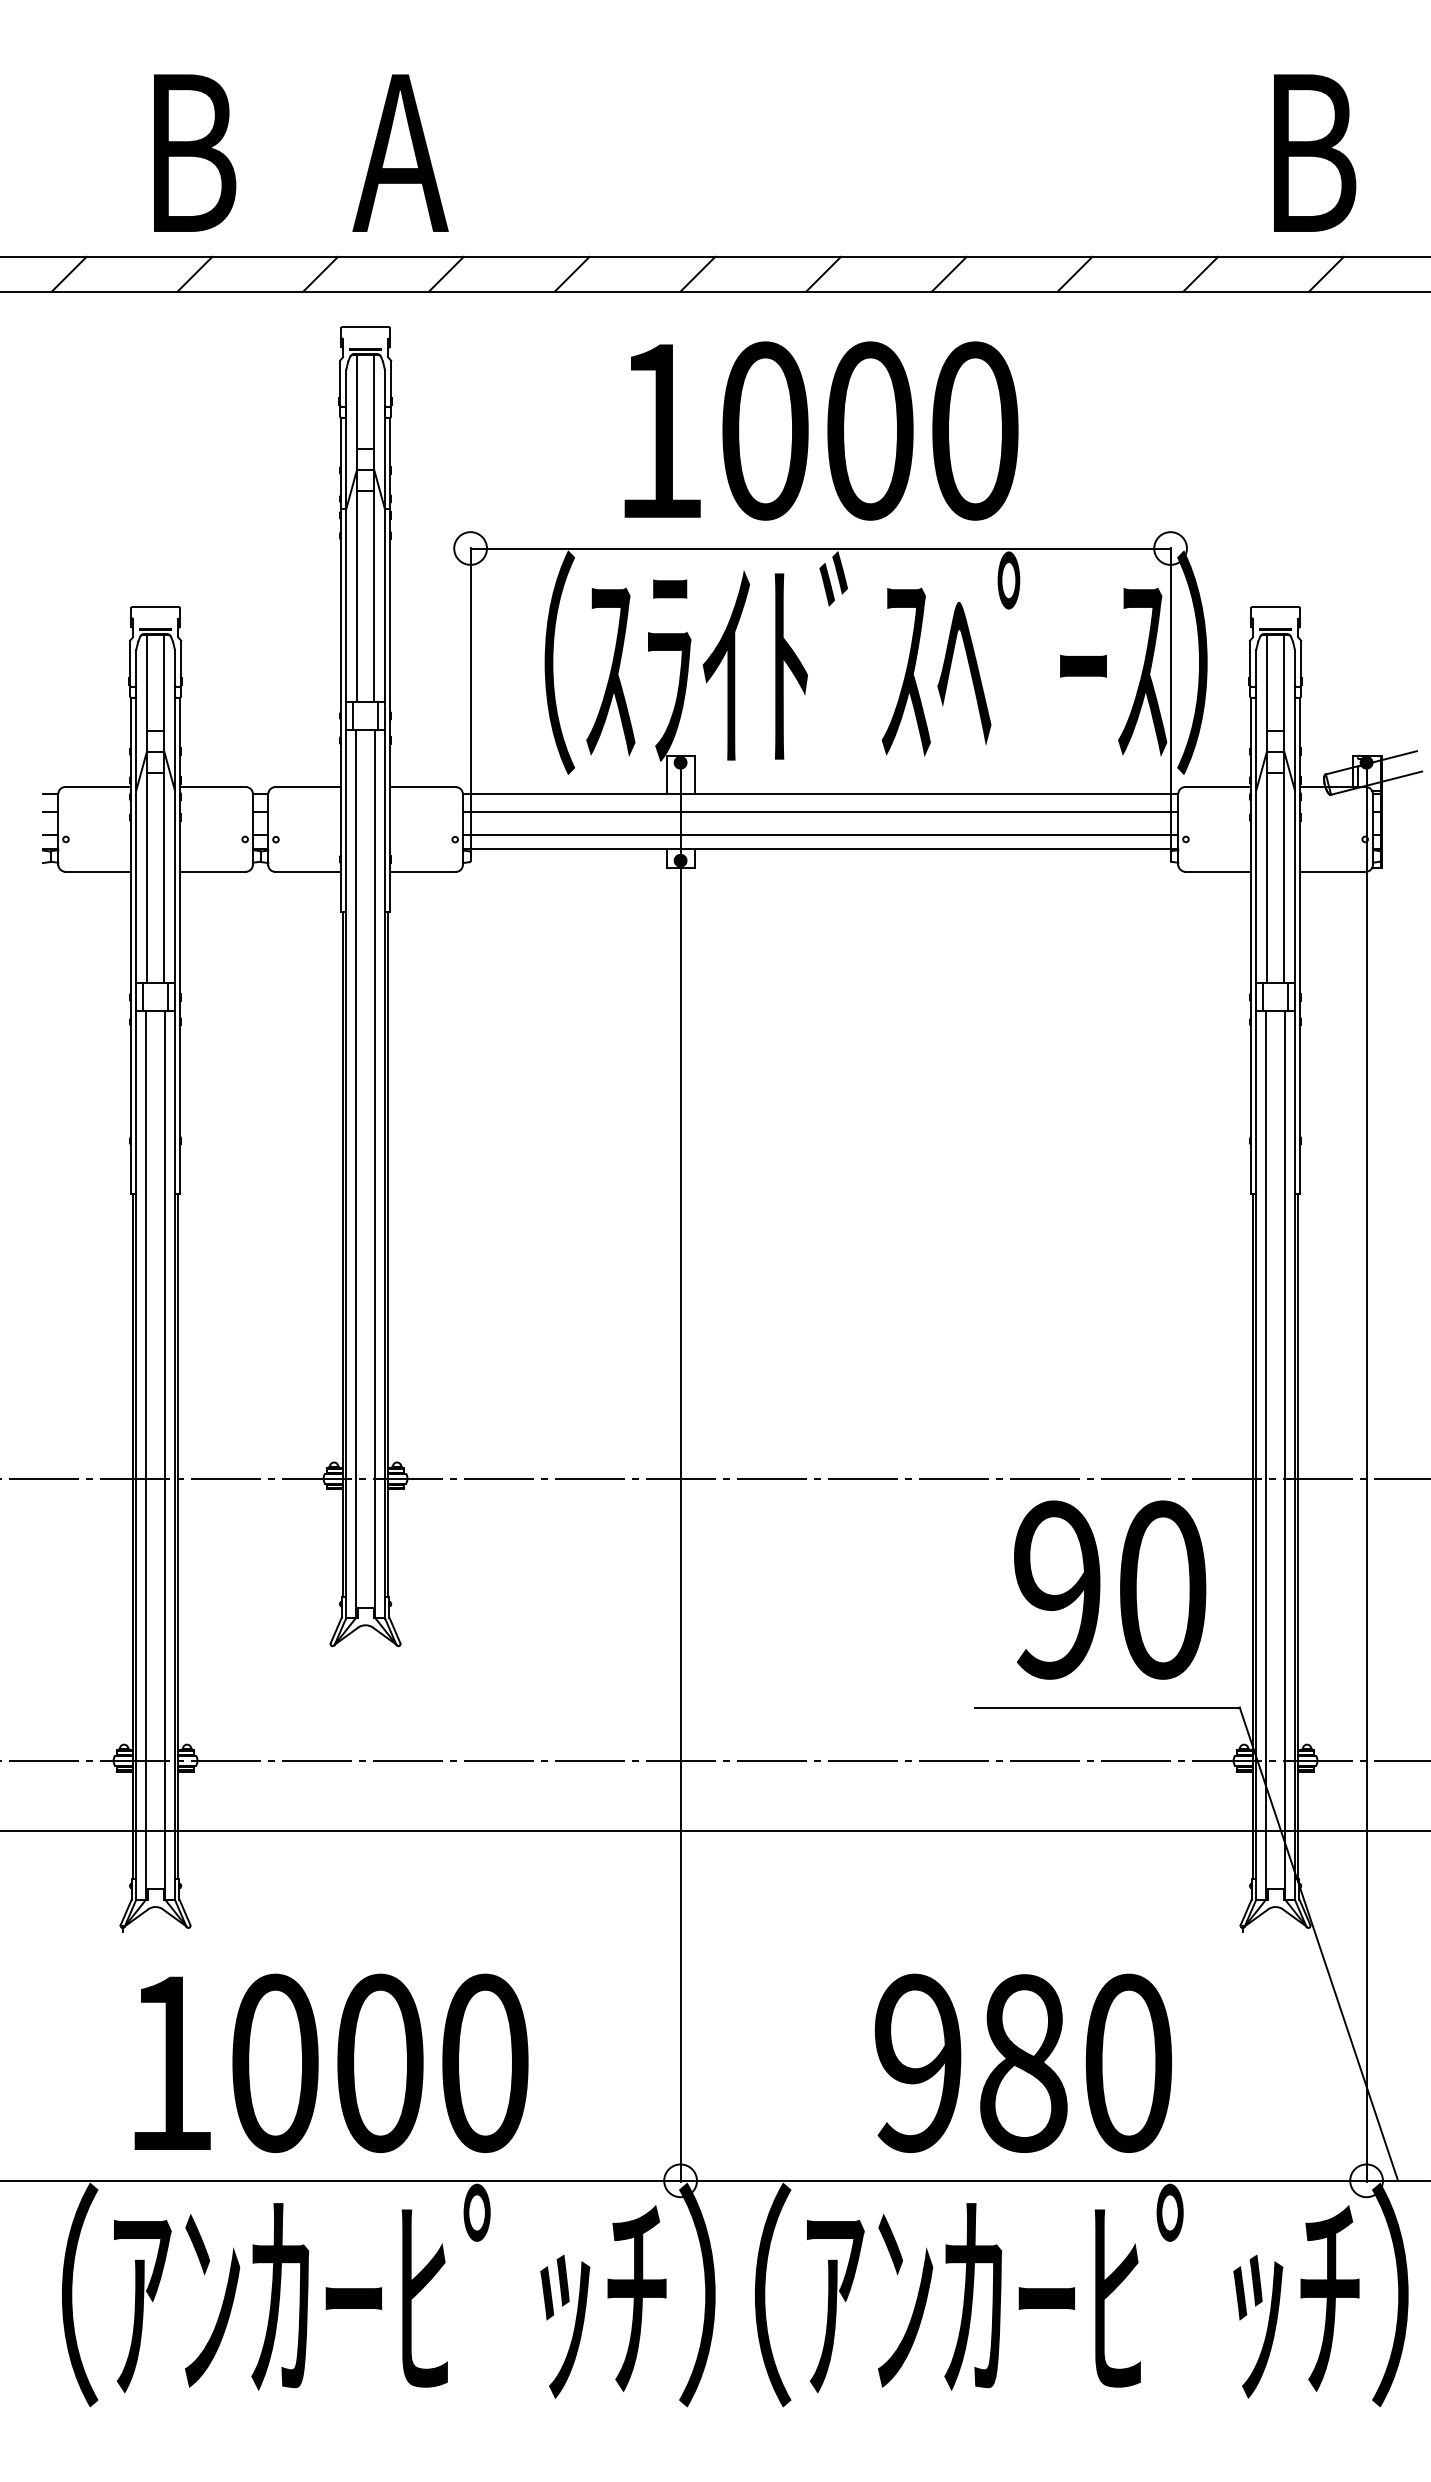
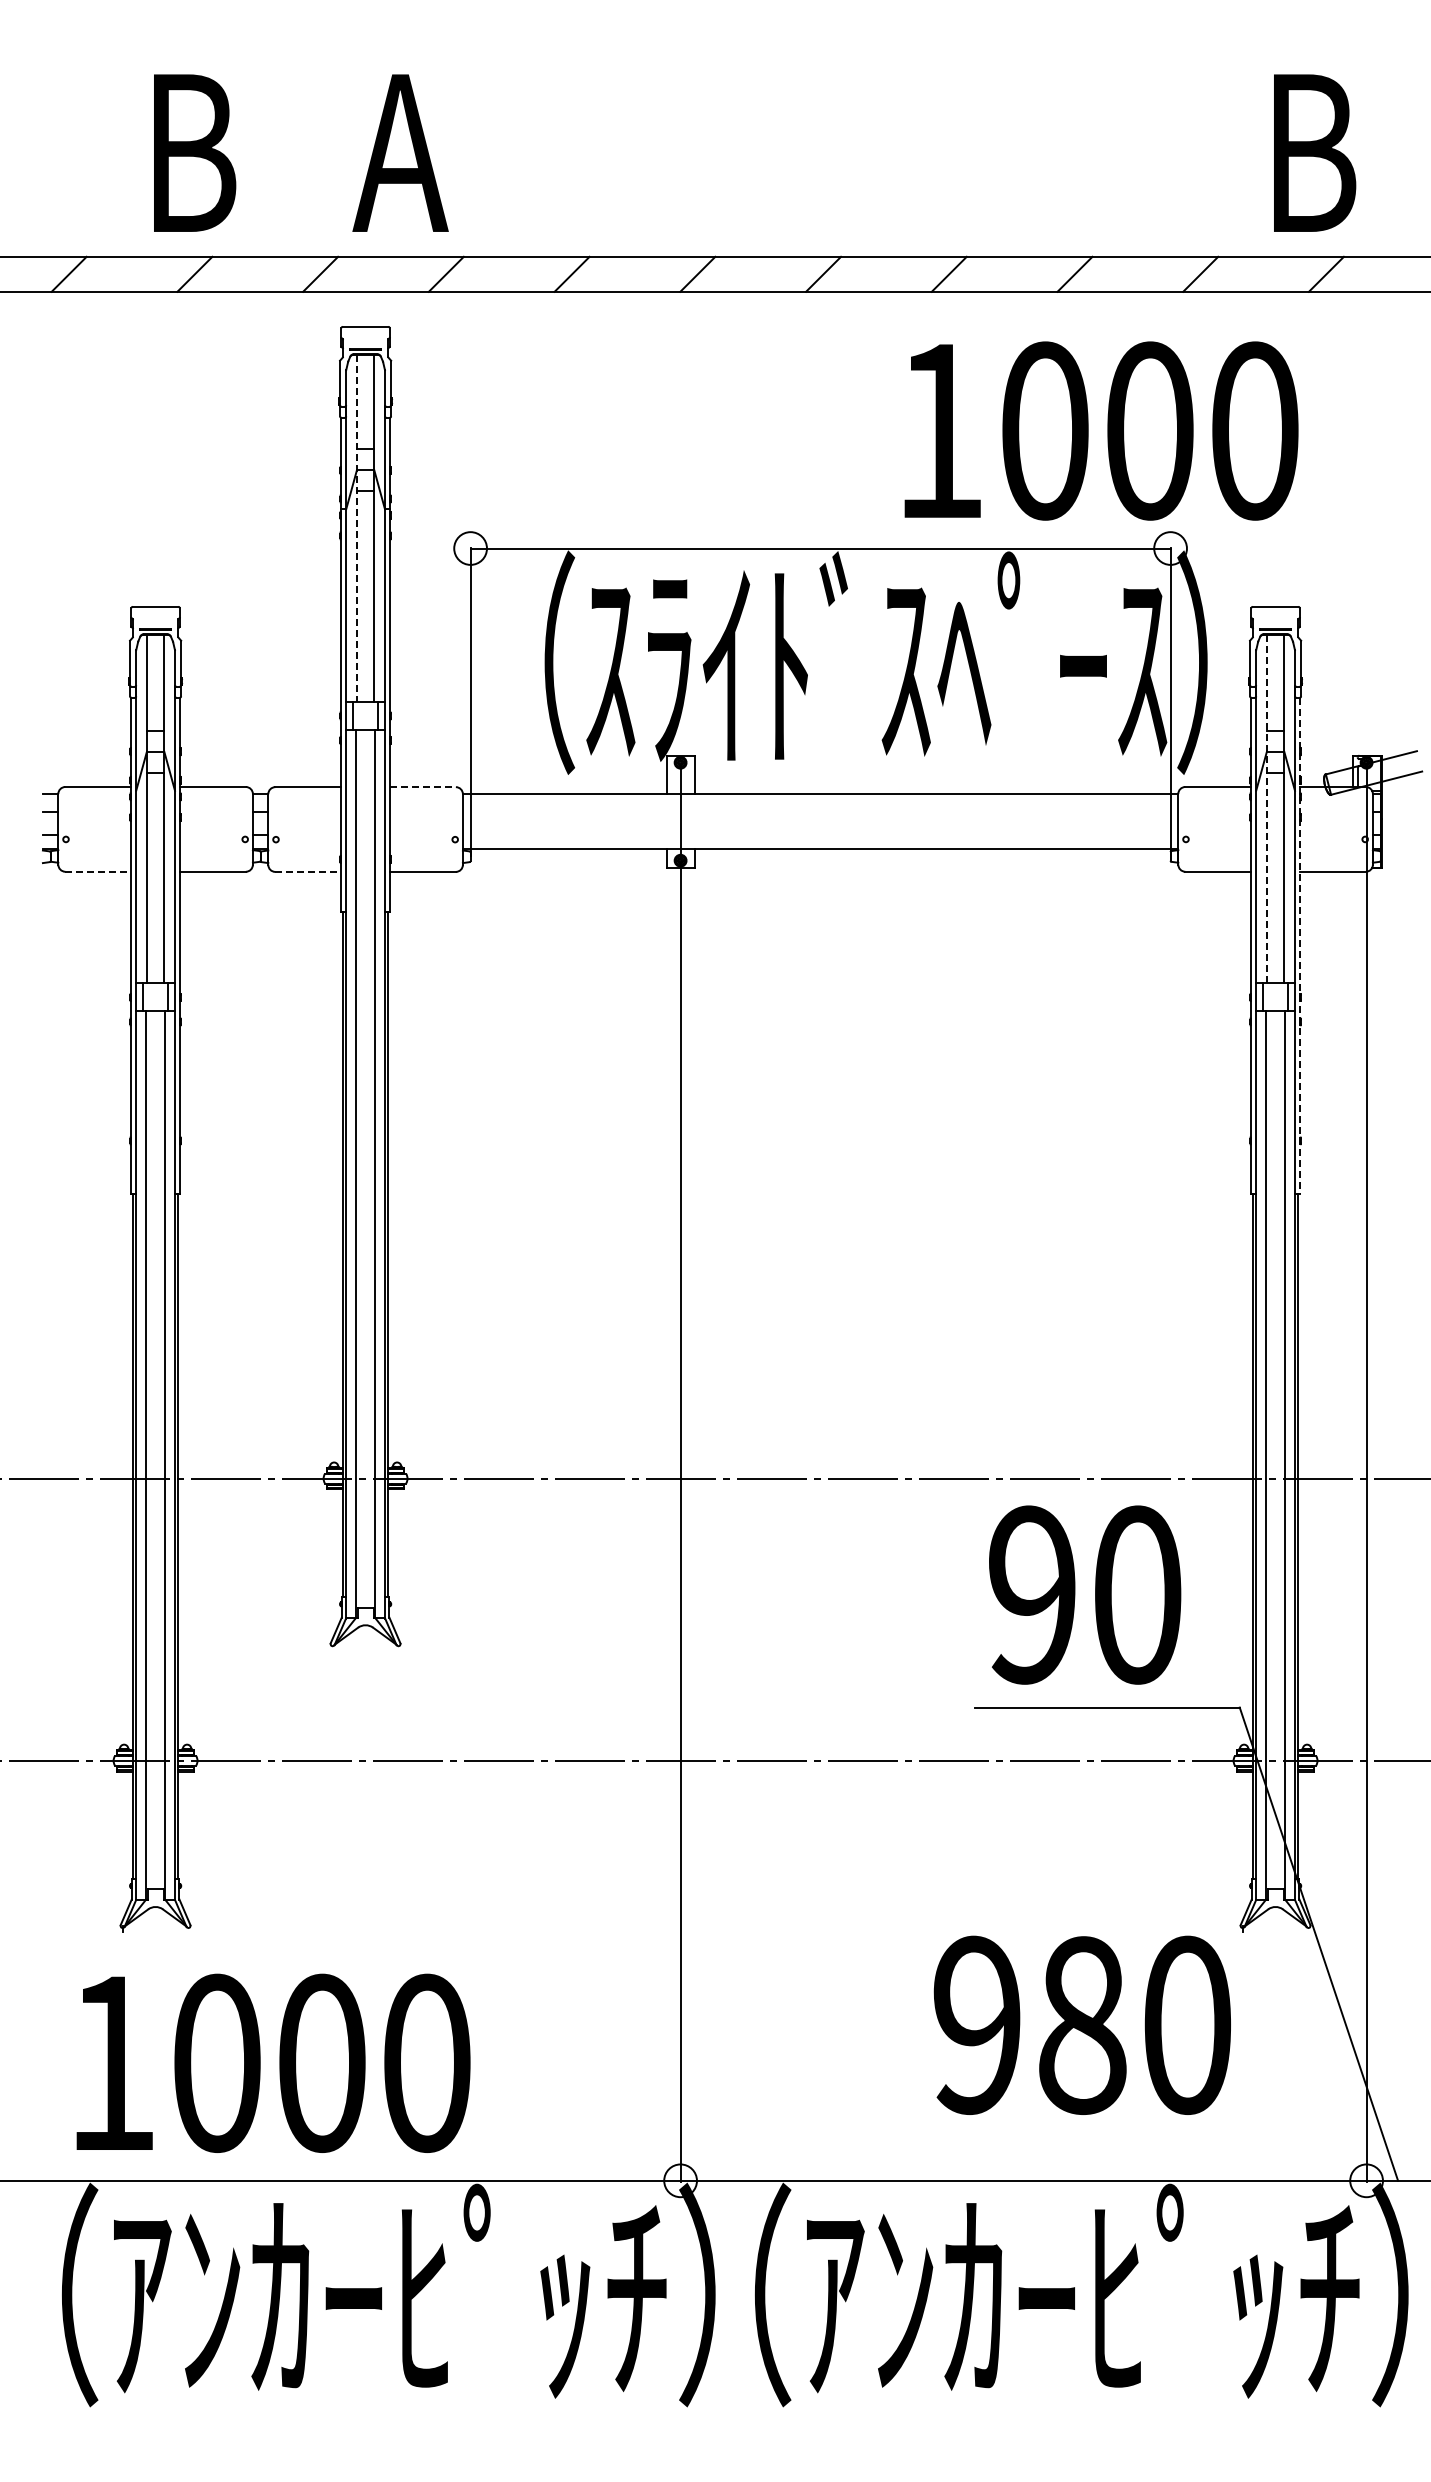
text position: (821, 430) -> (1101, 430) (1101, 430)
line: solid -> dashed (356, 528)
line: solid -> dashed (422, 787)
line: solid -> dashed (1266, 809)
line: present -> none (820, 811)
line: present -> none (820, 834)
line: solid -> dashed (98, 871)
line: solid -> dashed (308, 871)
line: solid -> dashed (1299, 946)
text position: (1110, 1589) -> (1085, 1594) (1085, 1594)
line: present -> none (714, 1830)
text position: (331, 2062) -> (273, 2062) (273, 2062)
text position: (1022, 2062) -> (1081, 2024) (1081, 2024)
